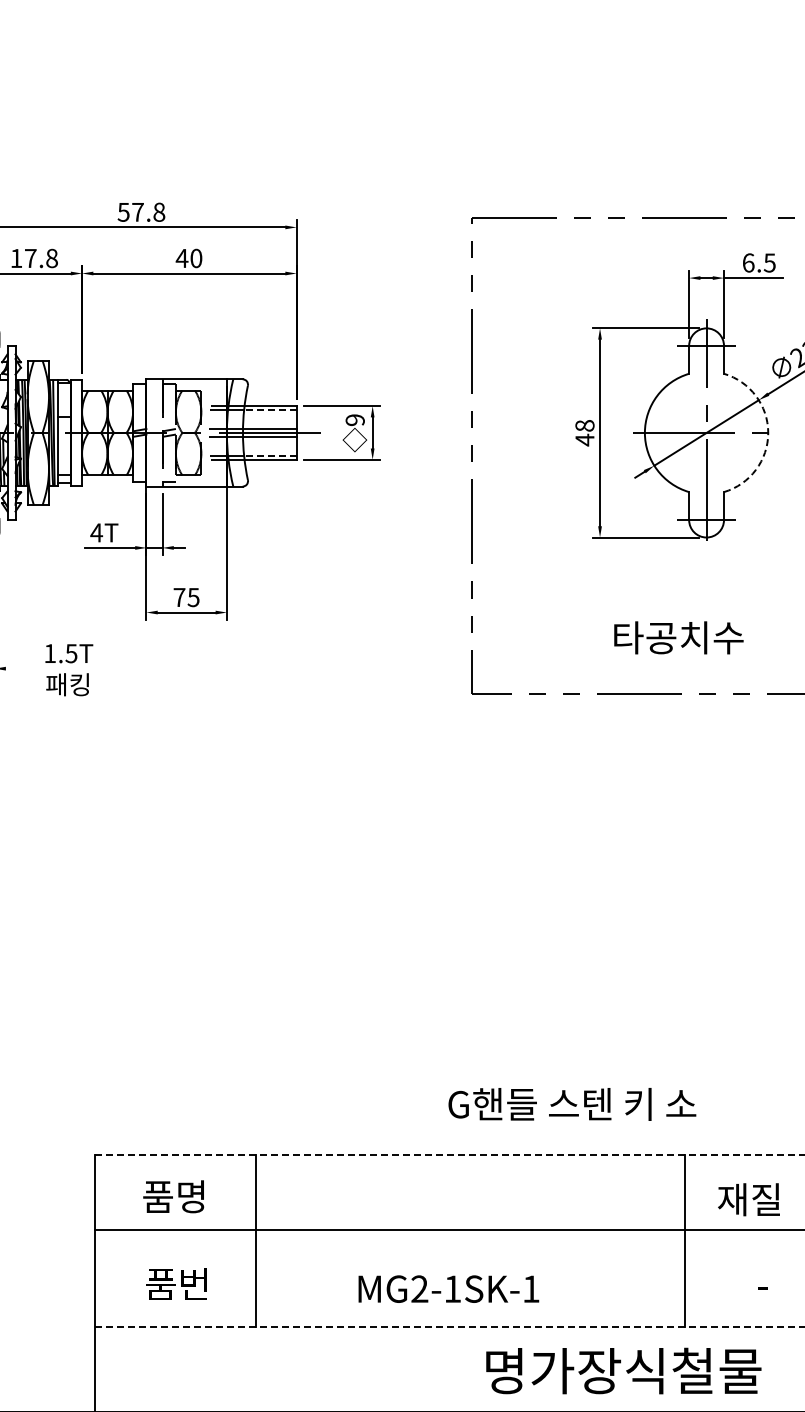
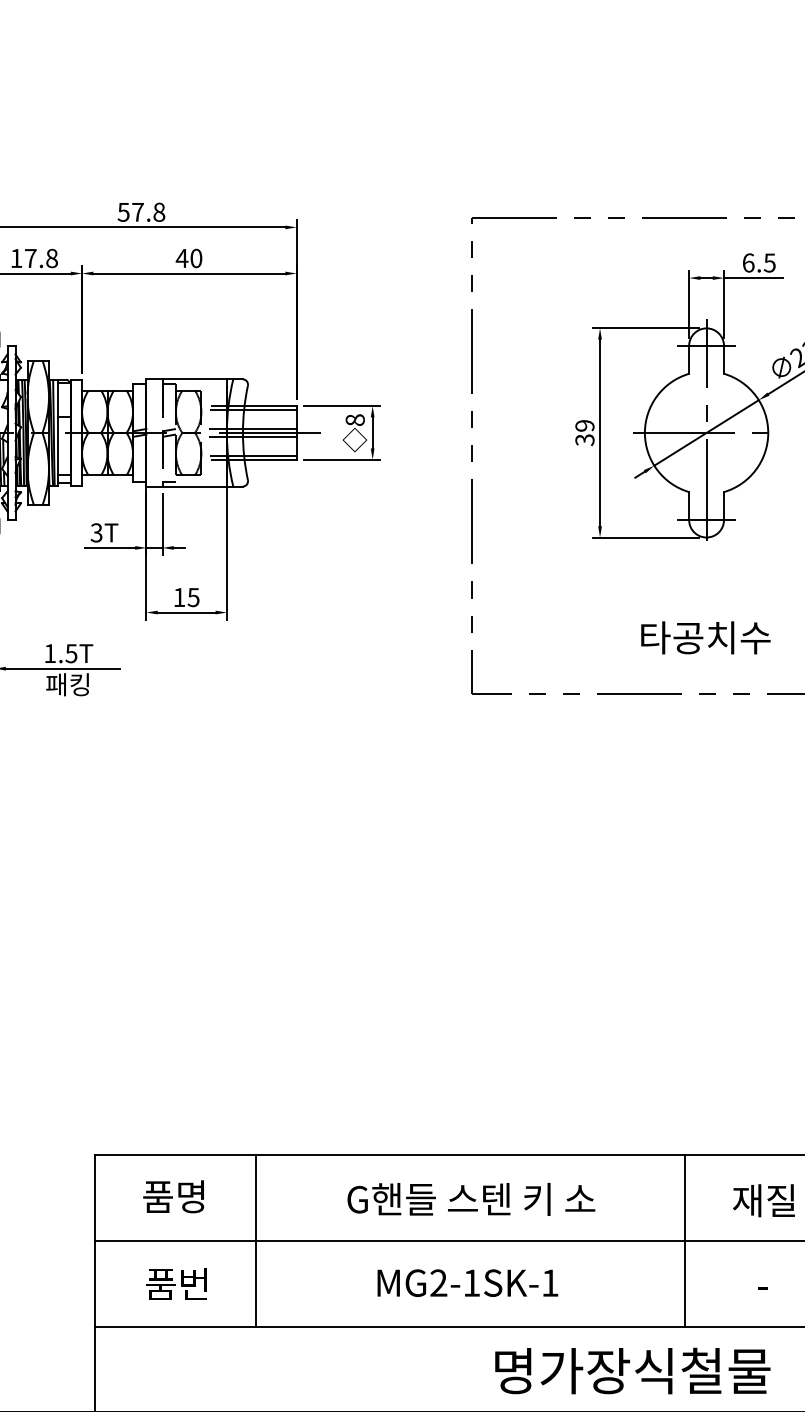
line: dashed -> solid (269, 410)
text: 9 -> 8 (354, 420)
arc: dashed -> solid (768, 432)
text: 48 -> 39 (584, 433)
line: dashed -> solid (269, 455)
text: 4T -> 3T (96, 532)
text: 75 -> 15 (179, 597)
text position: (678, 637) -> (705, 637) (705, 637)
line: none -> present (62, 668)
text position: (572, 1104) -> (471, 1199) (471, 1199)
line: dashed -> solid (450, 1154)
text position: (748, 1199) -> (763, 1200) (763, 1200)
line position: (448, 1229) -> (448, 1240) (448, 1240)
text position: (448, 1288) -> (467, 1282) (467, 1282)
line: dashed -> solid (450, 1326)
text position: (623, 1370) -> (632, 1370) (632, 1370)
